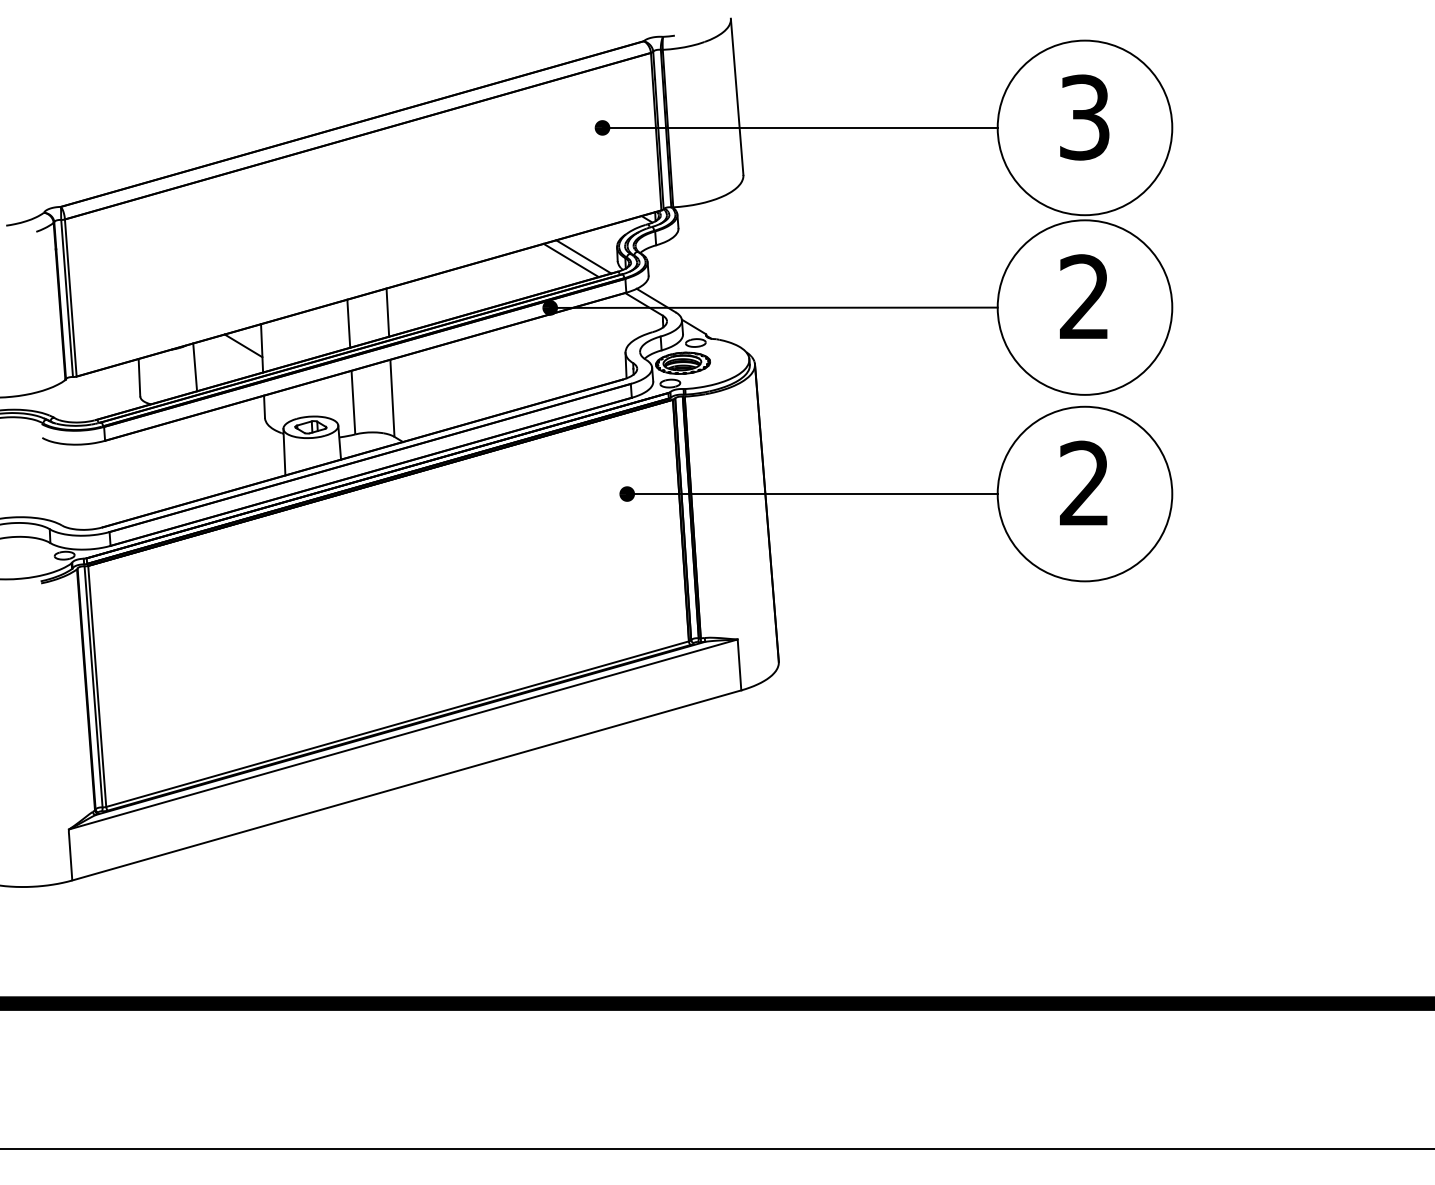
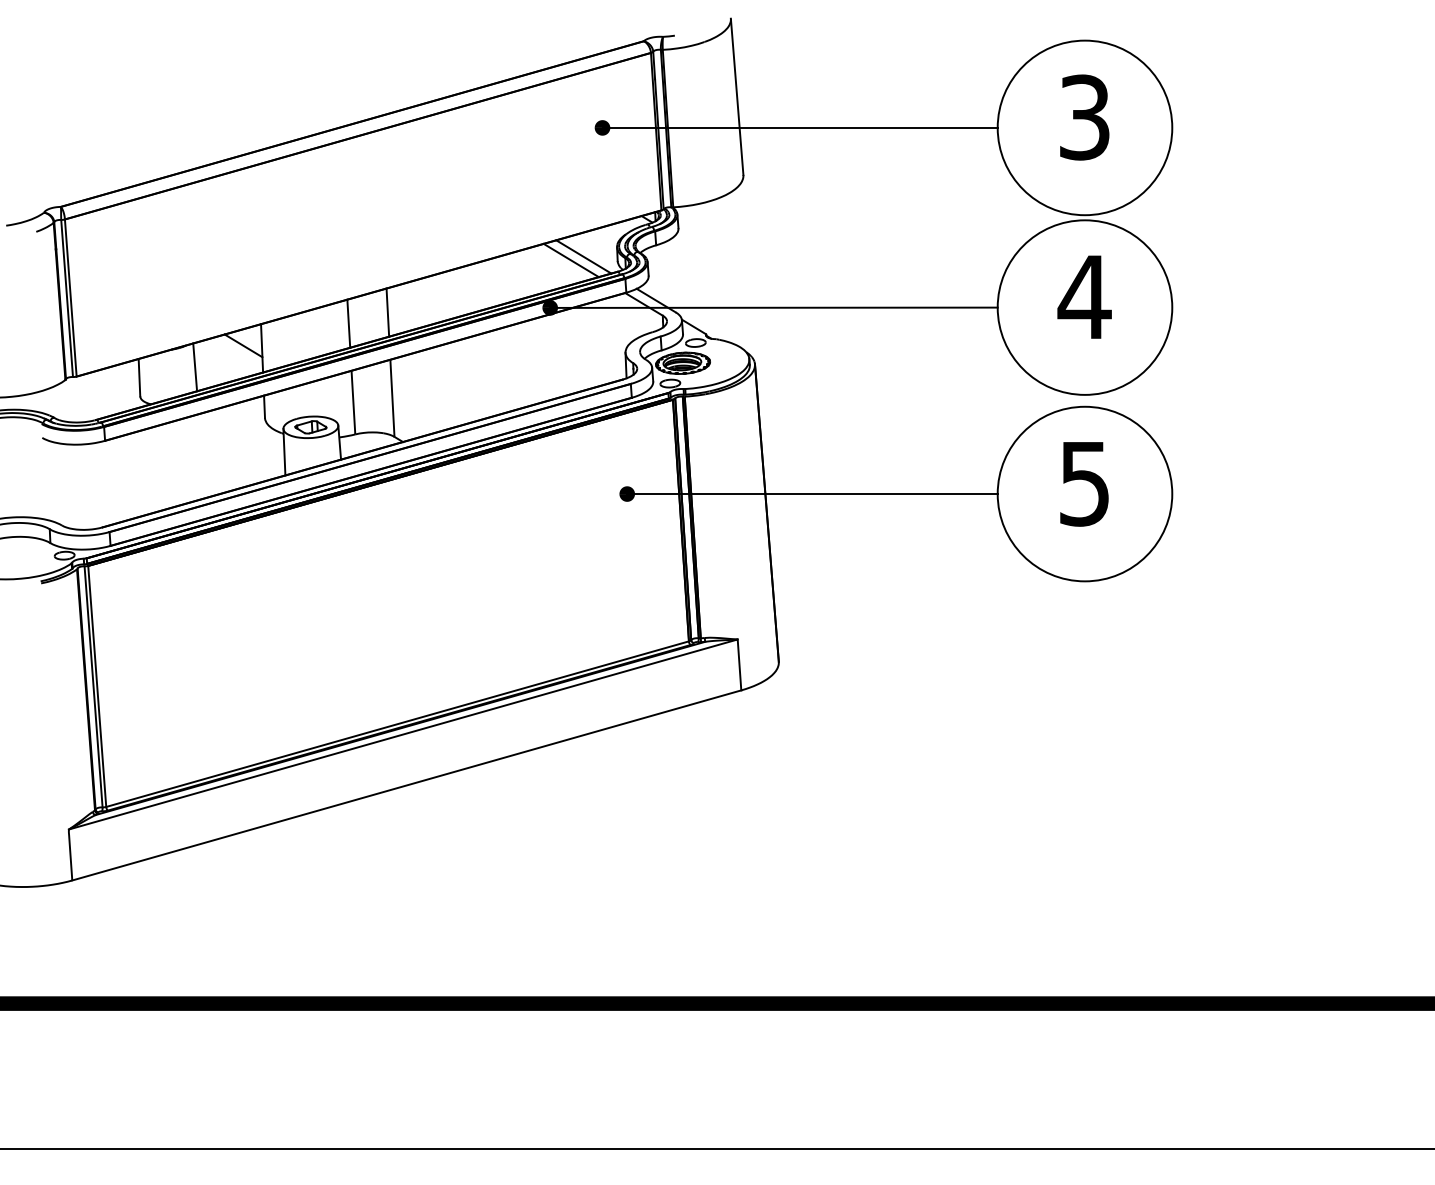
text: 2 -> 4 (1084, 296)
text: 2 -> 5 (1083, 483)
